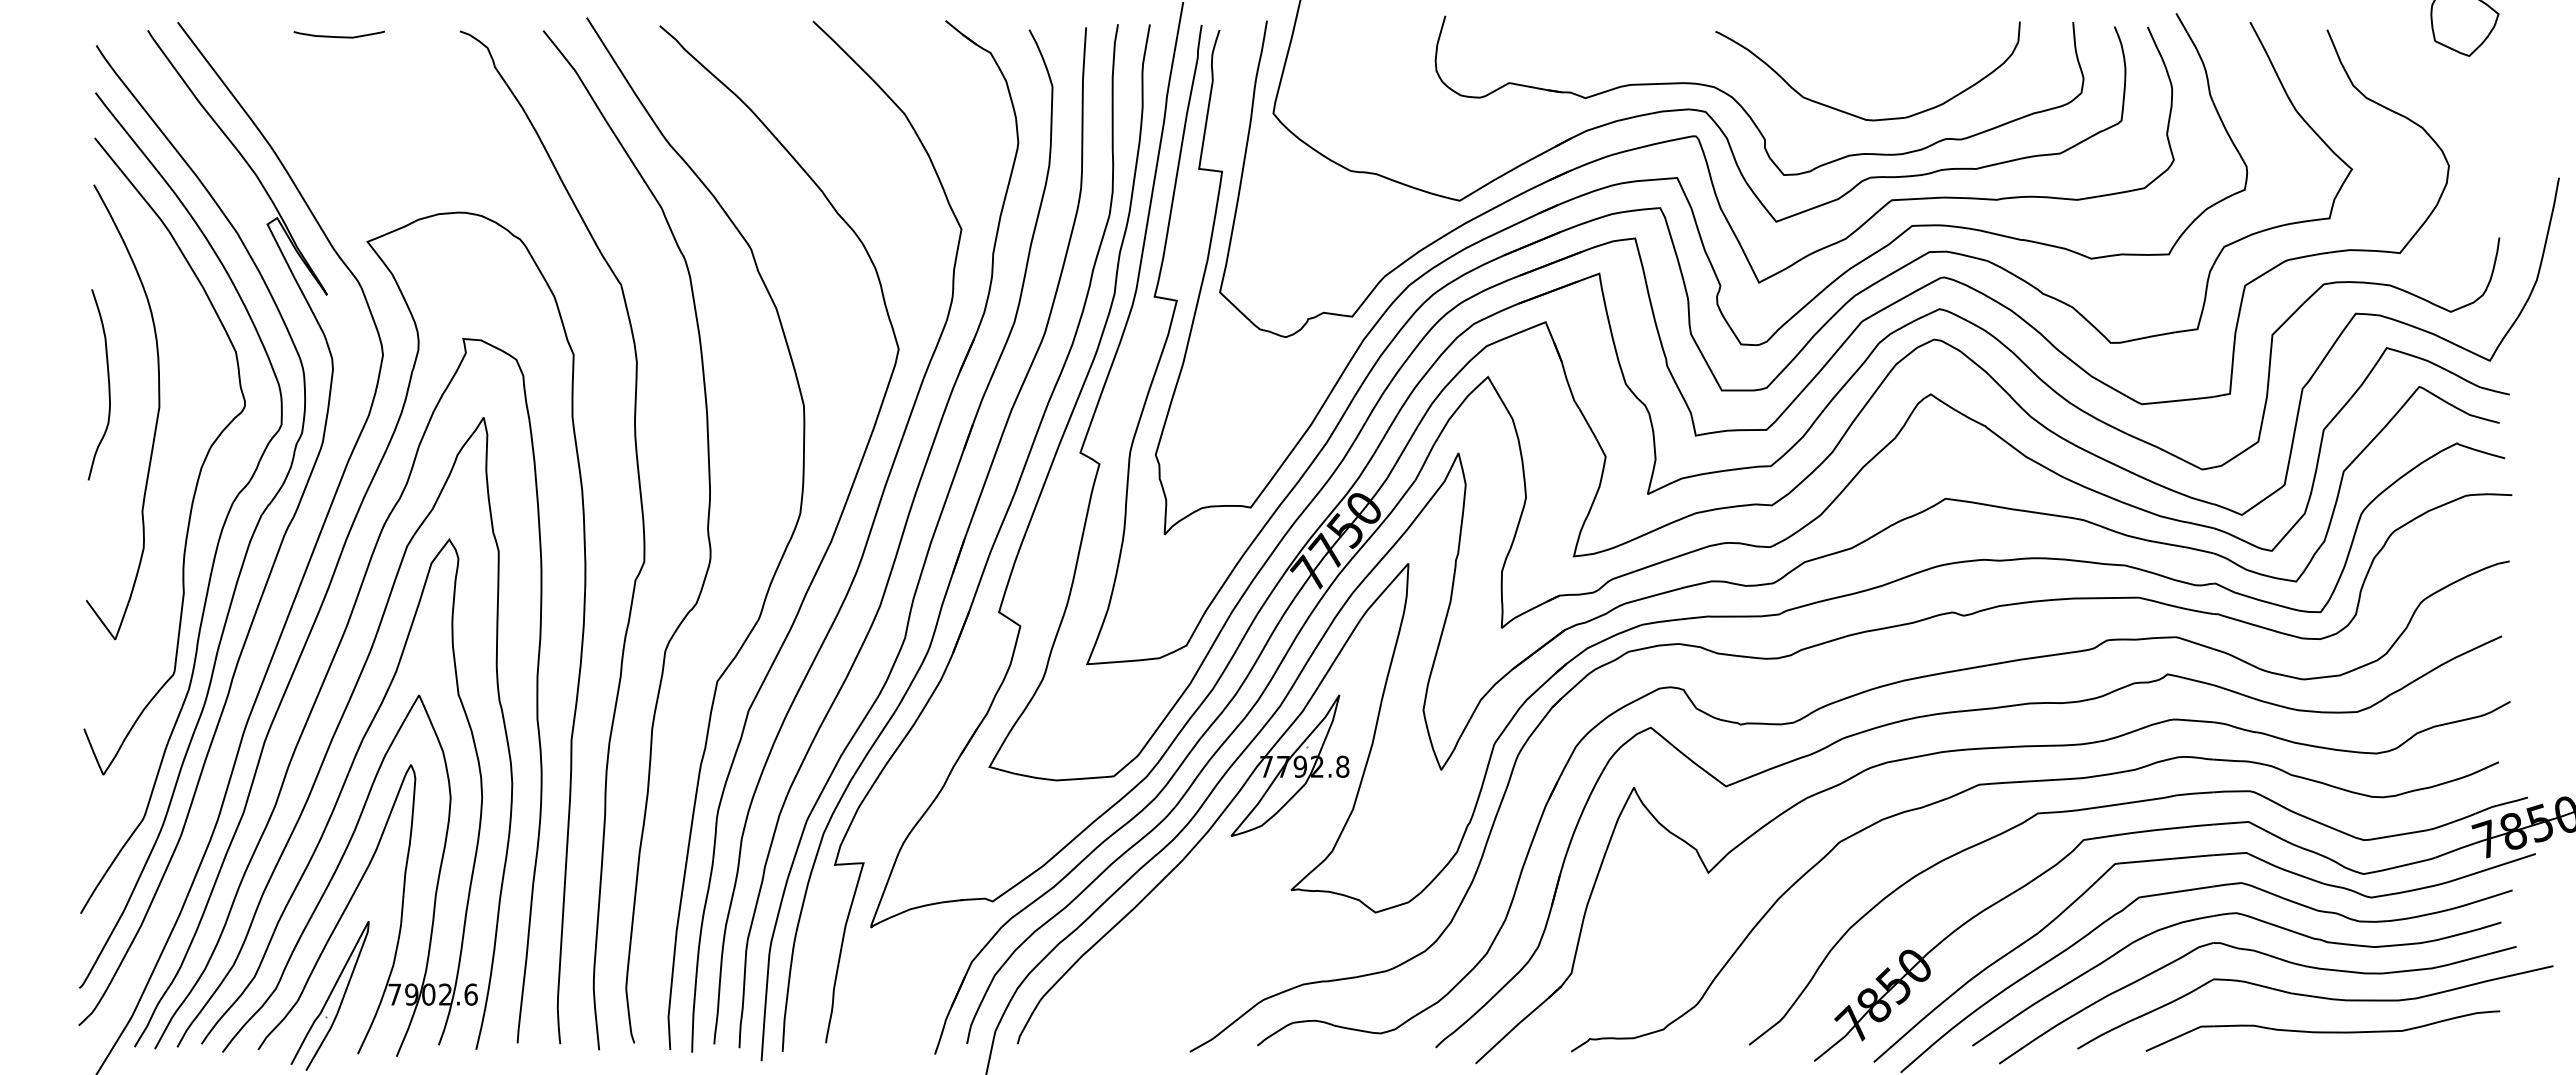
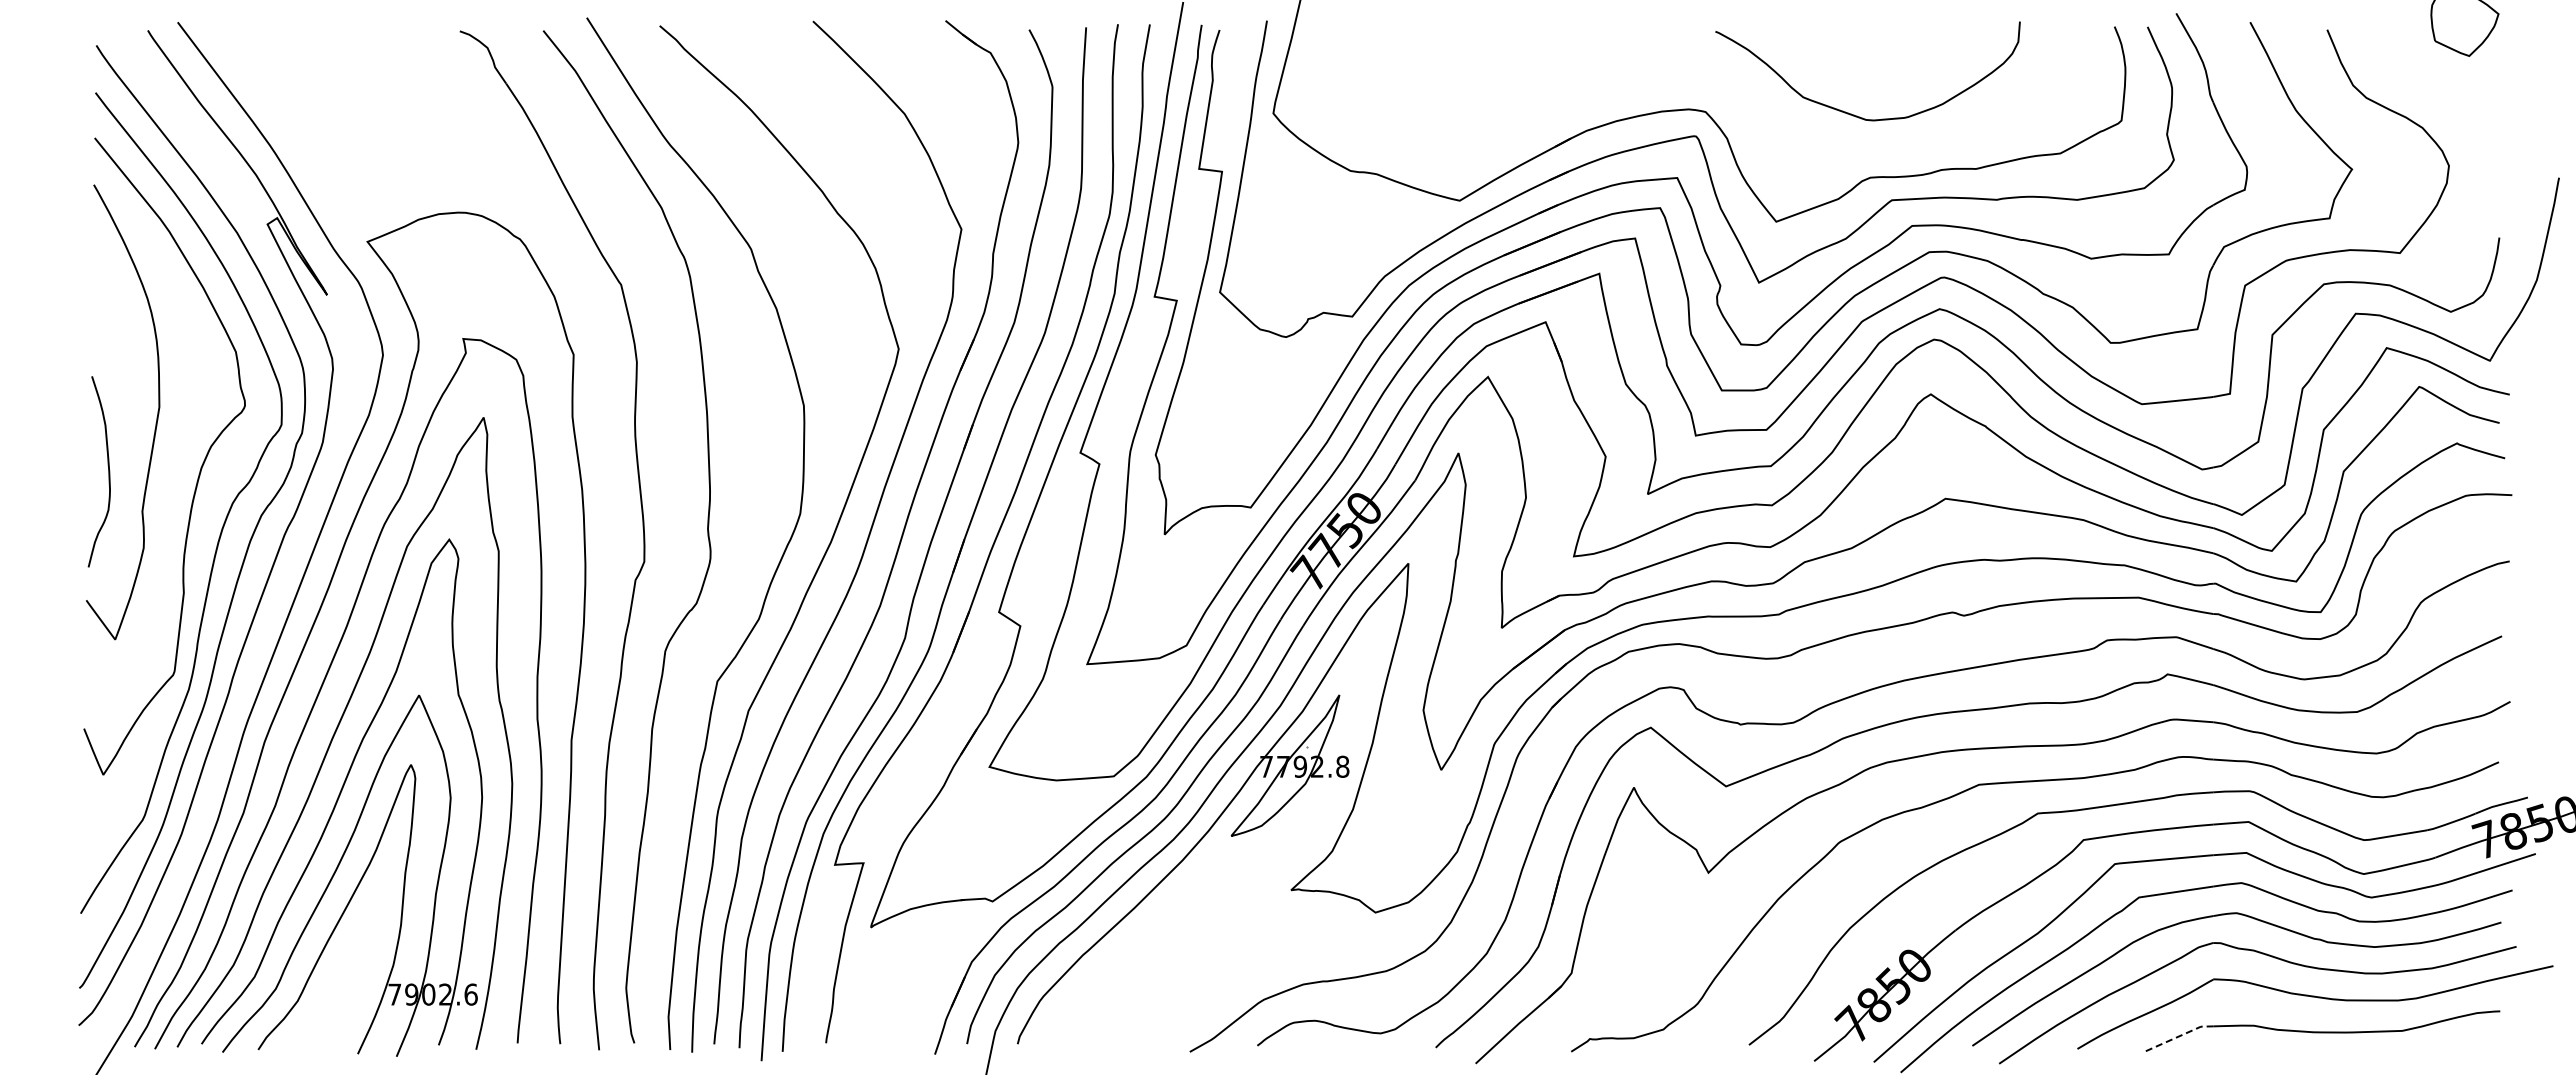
curve: present -> none (338, 36)
part: present -> none (1745, 109)
curve position: (108, 384) -> (108, 471) (108, 471)
part: present -> none (329, 995)
line: solid -> dashed (2180, 1035)
